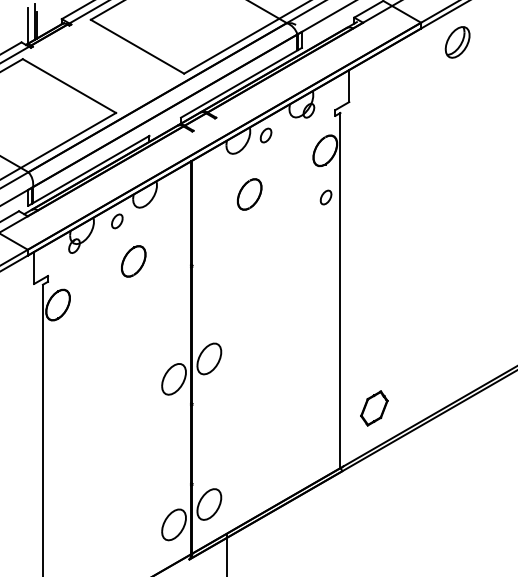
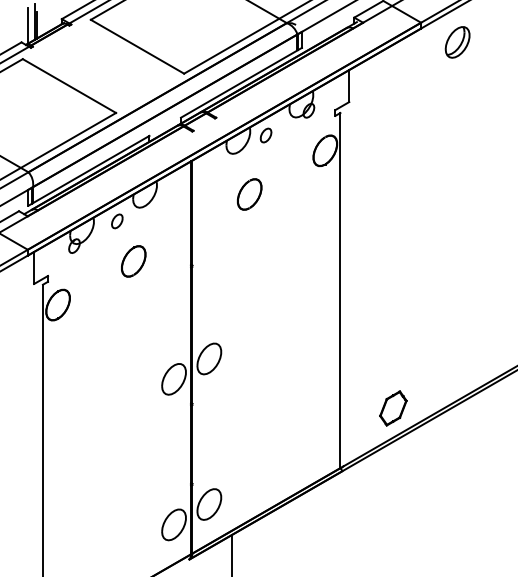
part: present -> none (325, 197)
part position: (374, 408) -> (393, 408) (393, 408)
line position: (227, 553) -> (232, 553) (232, 553)
